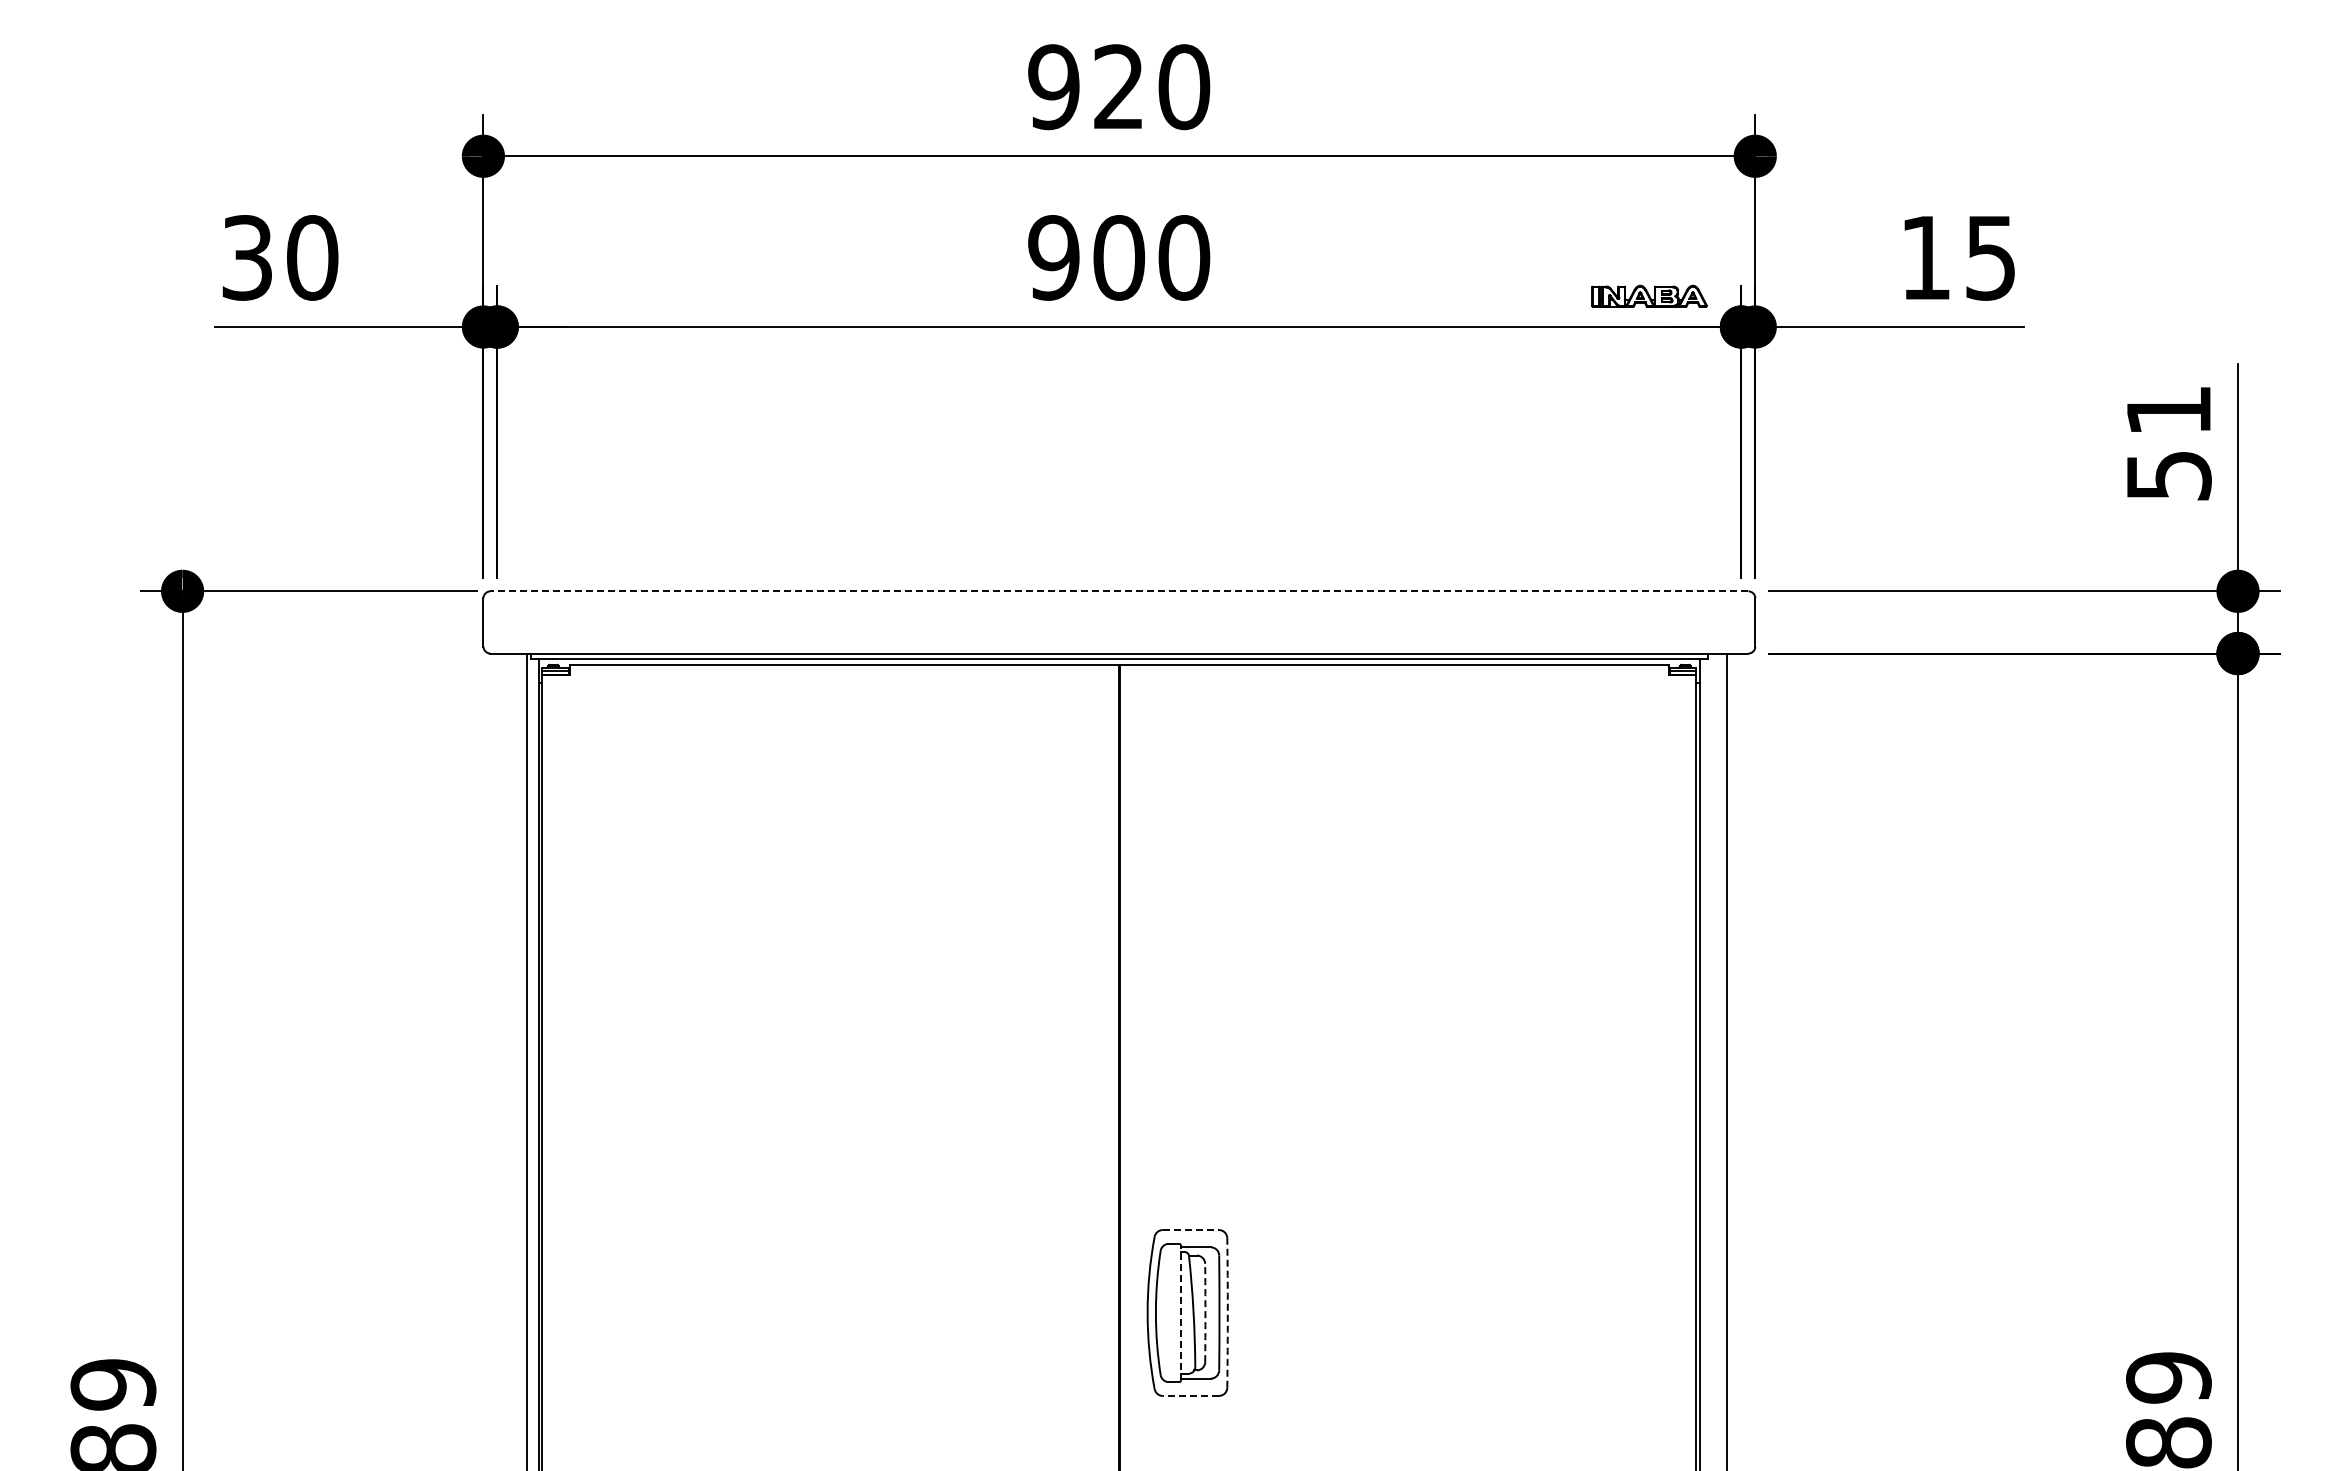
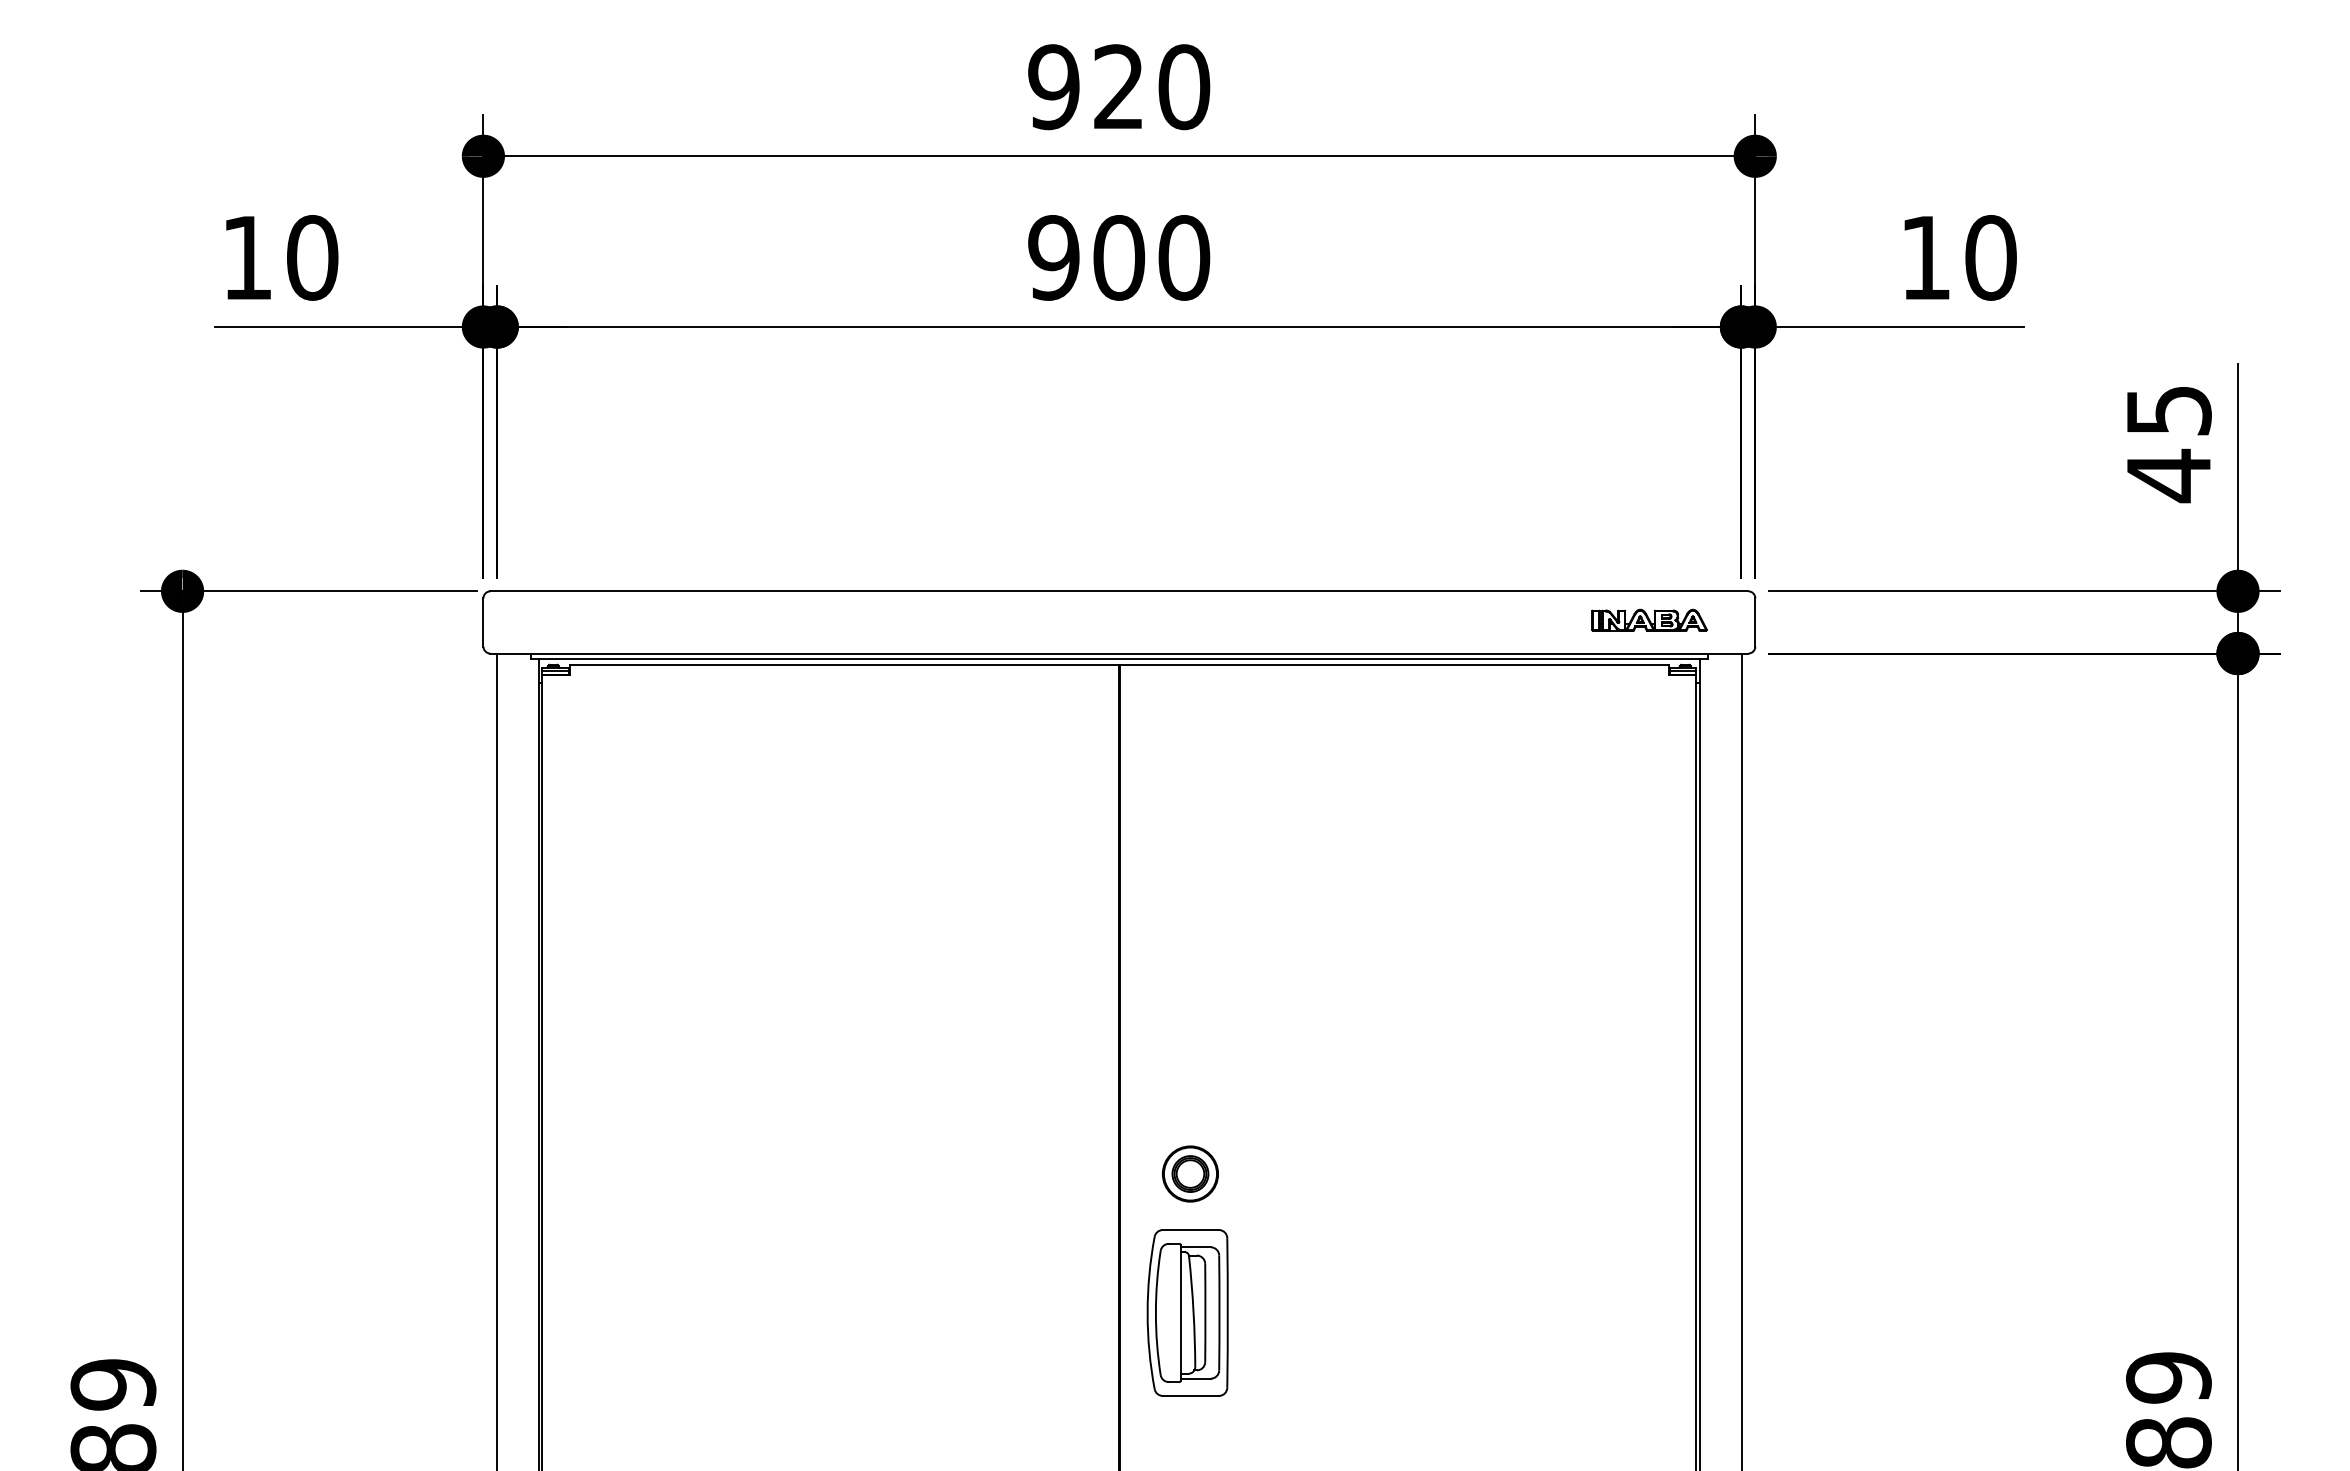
text: 30 -> 10 (246, 257)
text: 15 -> 10 (1990, 257)
part position: (1649, 295) -> (1649, 619) (1649, 619)
text: 51 -> 45 (2169, 445)
line: dashed -> solid (1118, 591)
line position: (527, 1060) -> (497, 1060) (497, 1060)
line position: (1726, 1060) -> (1741, 1060) (1741, 1060)
part: none -> present (1190, 1173)
line: dashed -> solid (1191, 1230)
line: dashed -> solid (1180, 1312)
arc: dashed -> solid (1205, 1312)
arc: dashed -> solid (1227, 1312)
line: dashed -> solid (1190, 1395)
